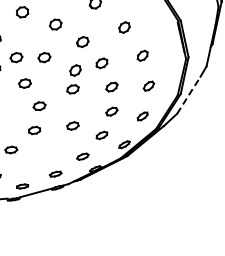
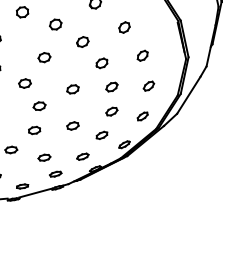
part: present -> none (16, 57)
part: present -> none (75, 70)
line: dashed -> solid (188, 95)
part: none -> present (44, 157)
